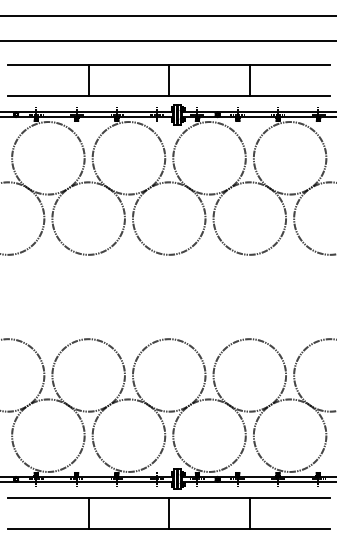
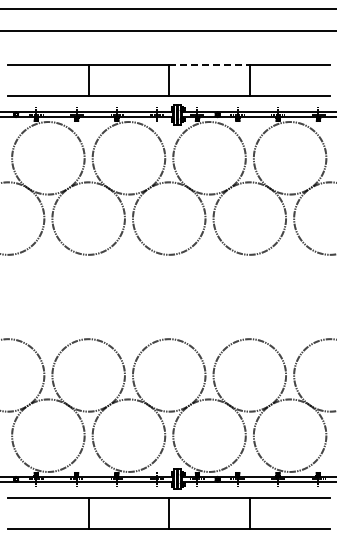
line position: (167, 16) -> (167, 9) (167, 9)
line position: (167, 41) -> (167, 31) (167, 31)
line: solid -> dashed (210, 65)
